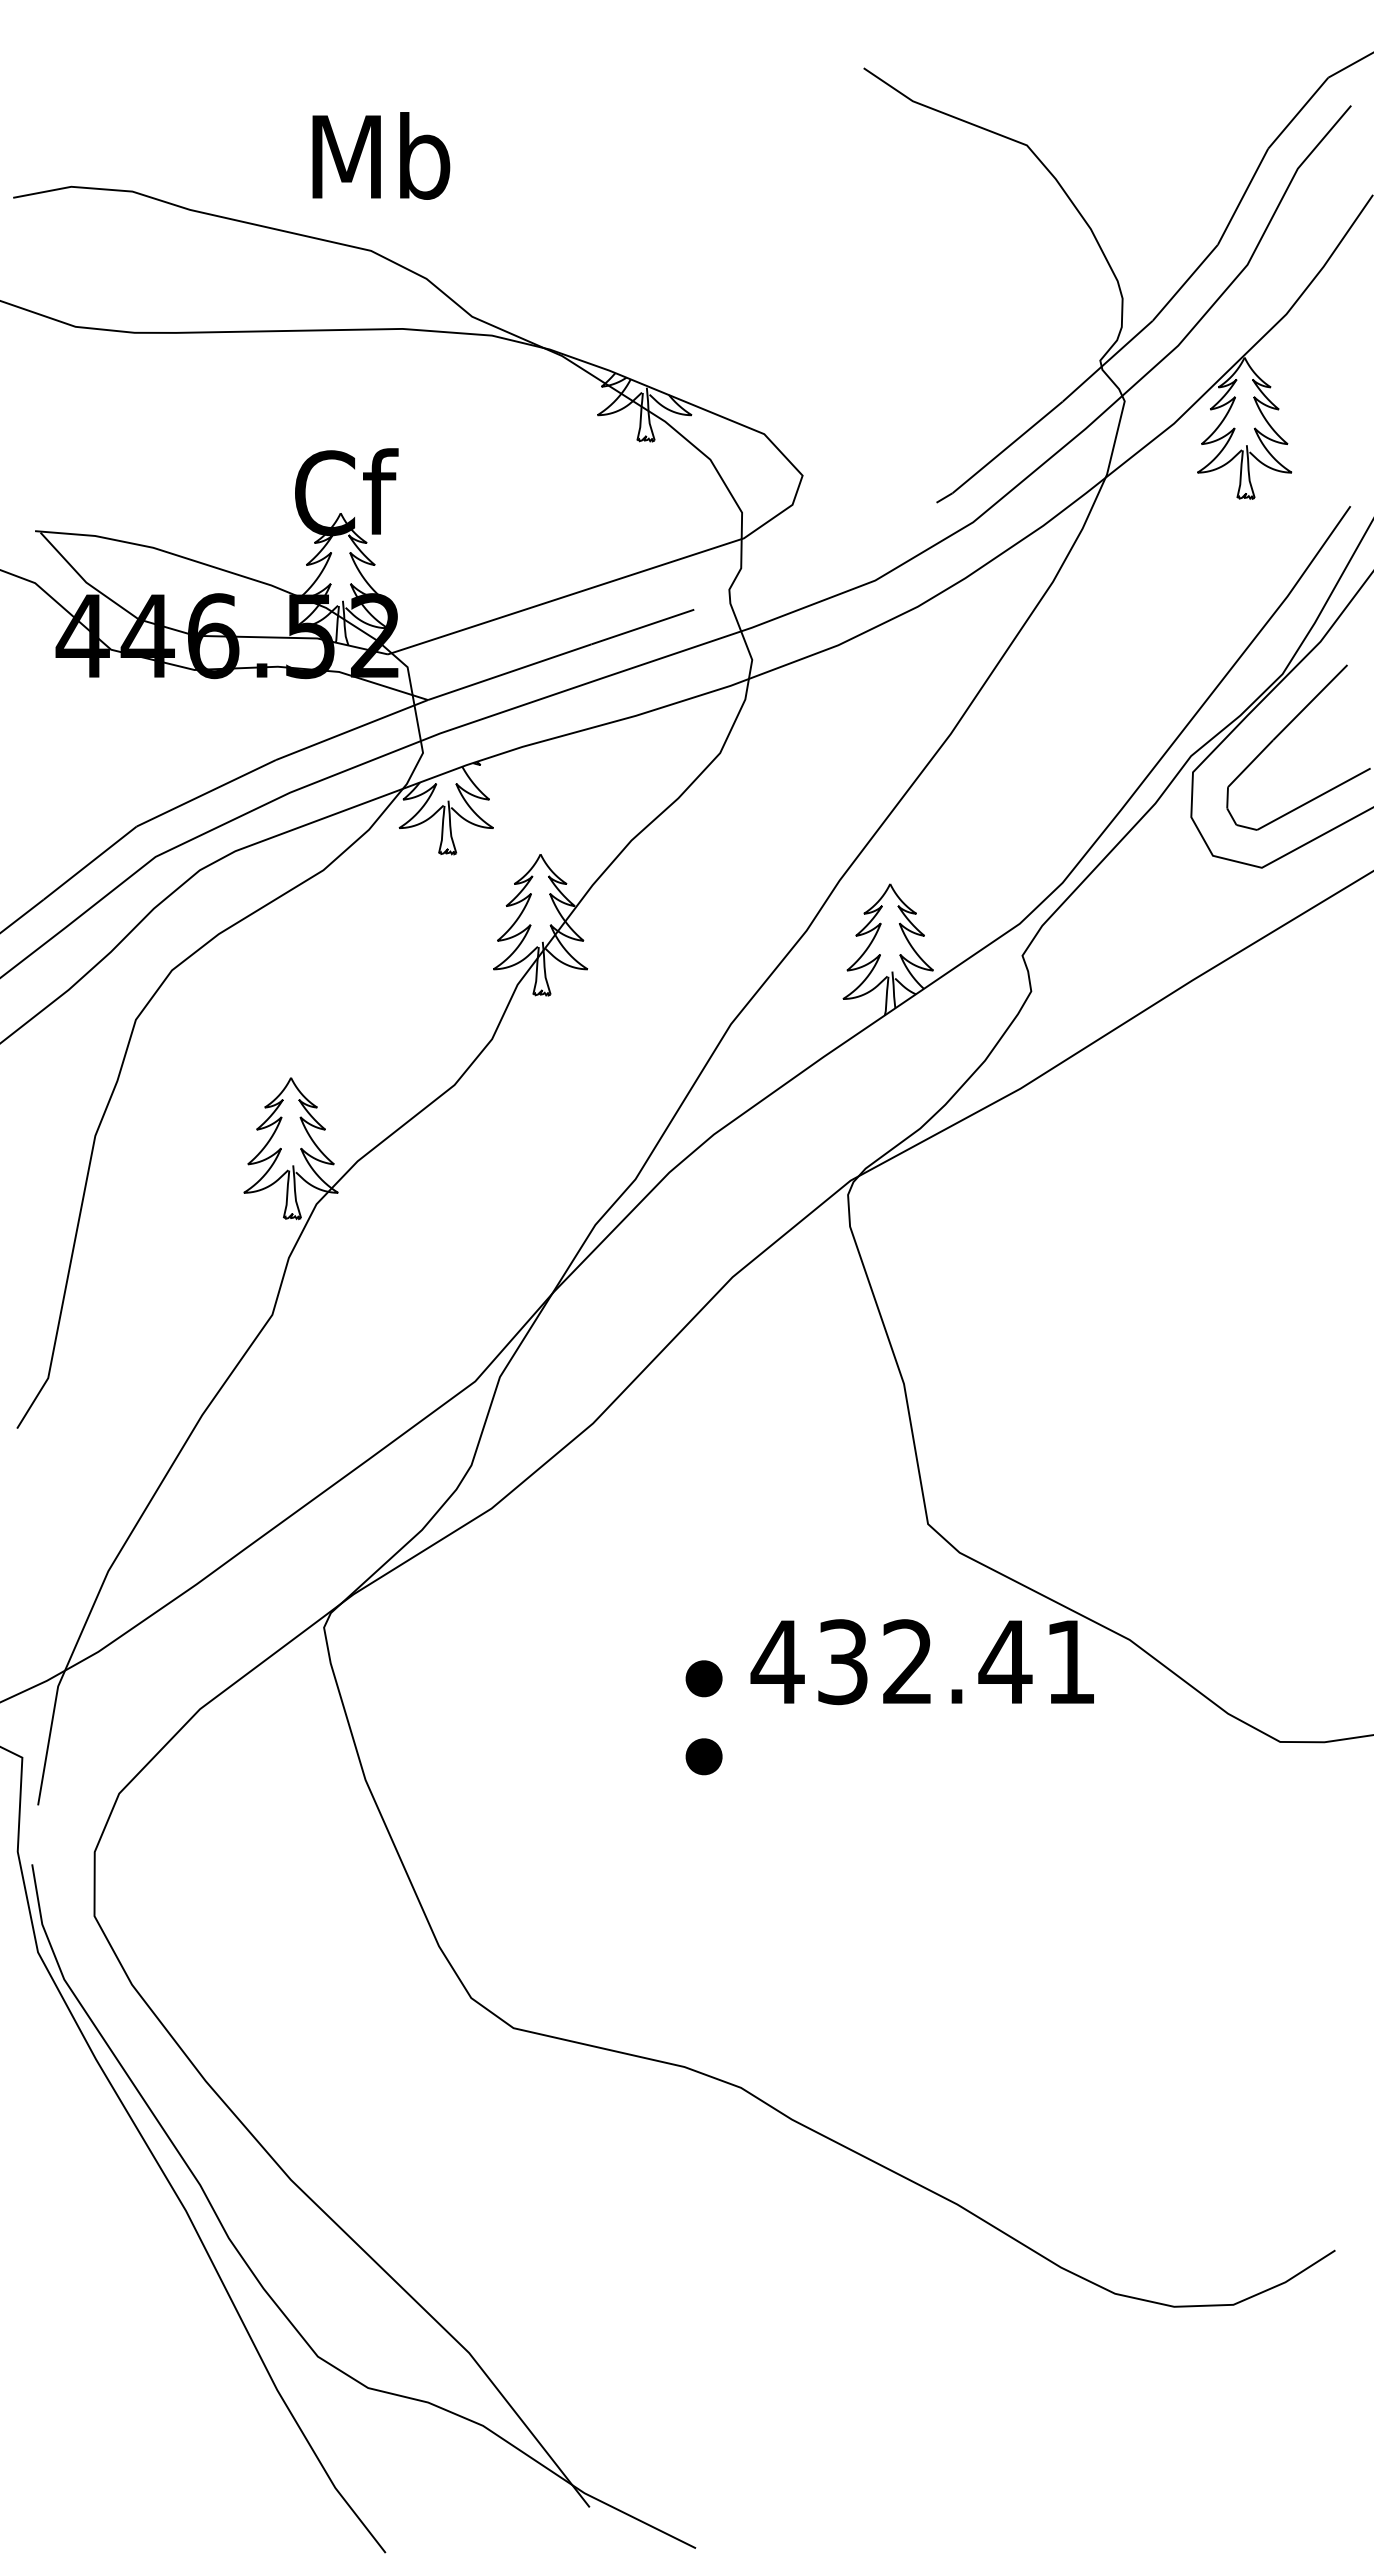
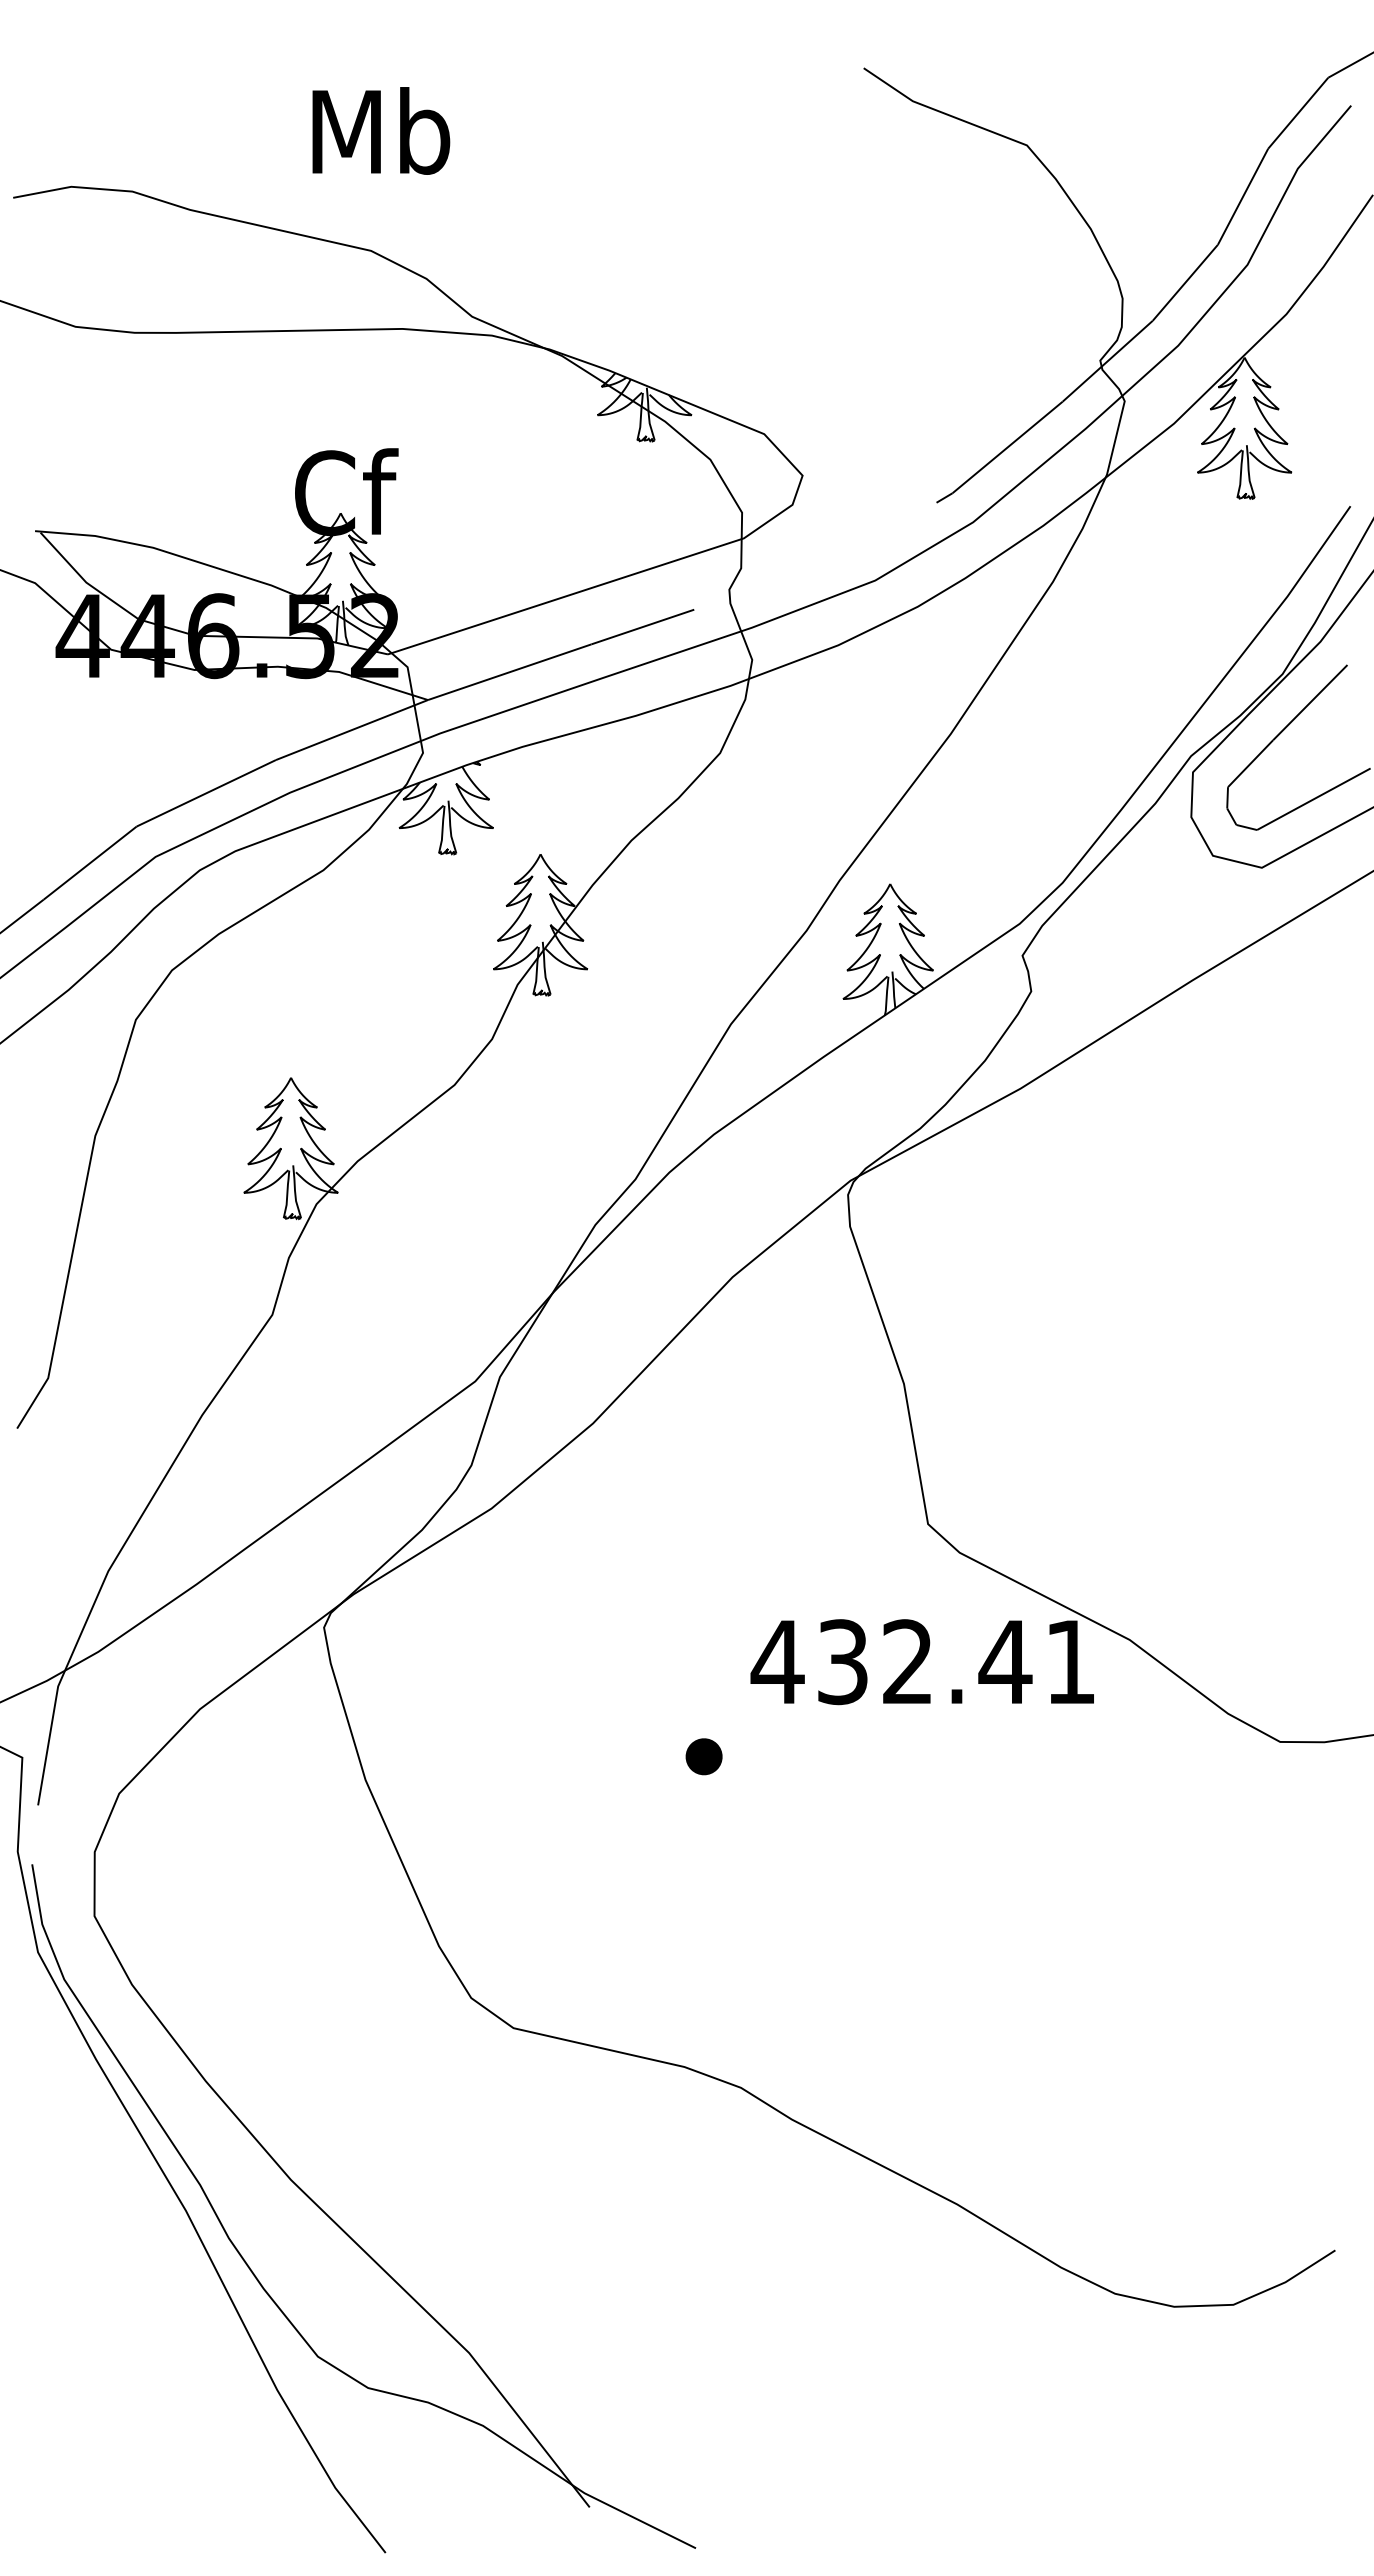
text position: (381, 155) -> (381, 130) (381, 130)
part: present -> none (703, 1678)
